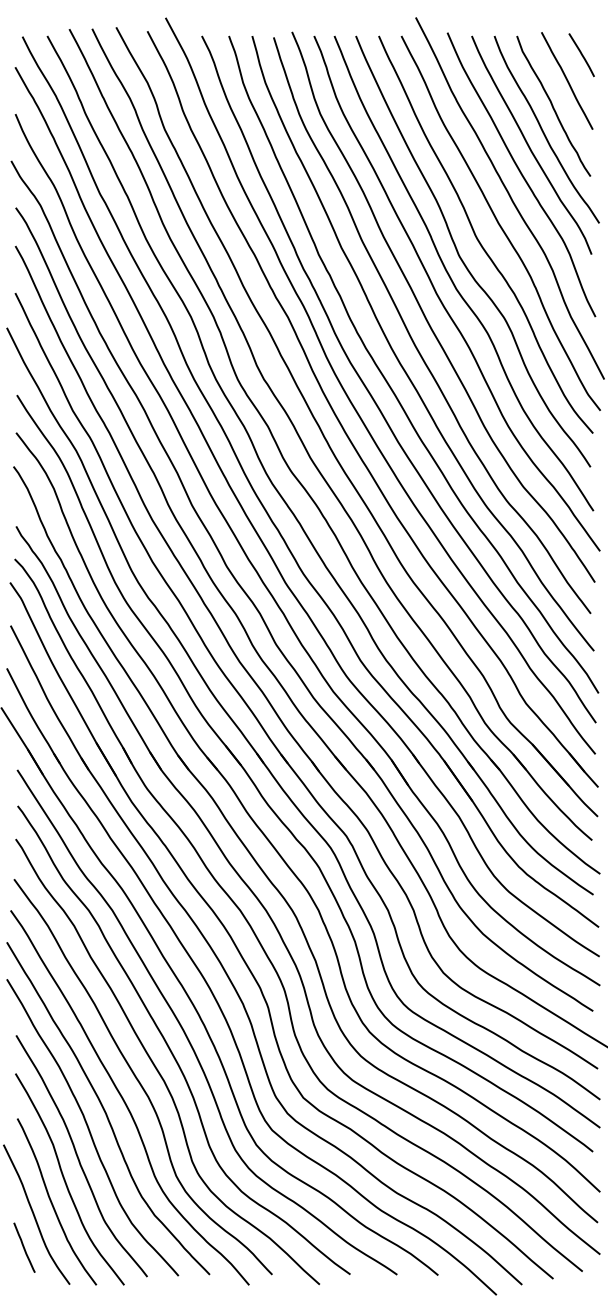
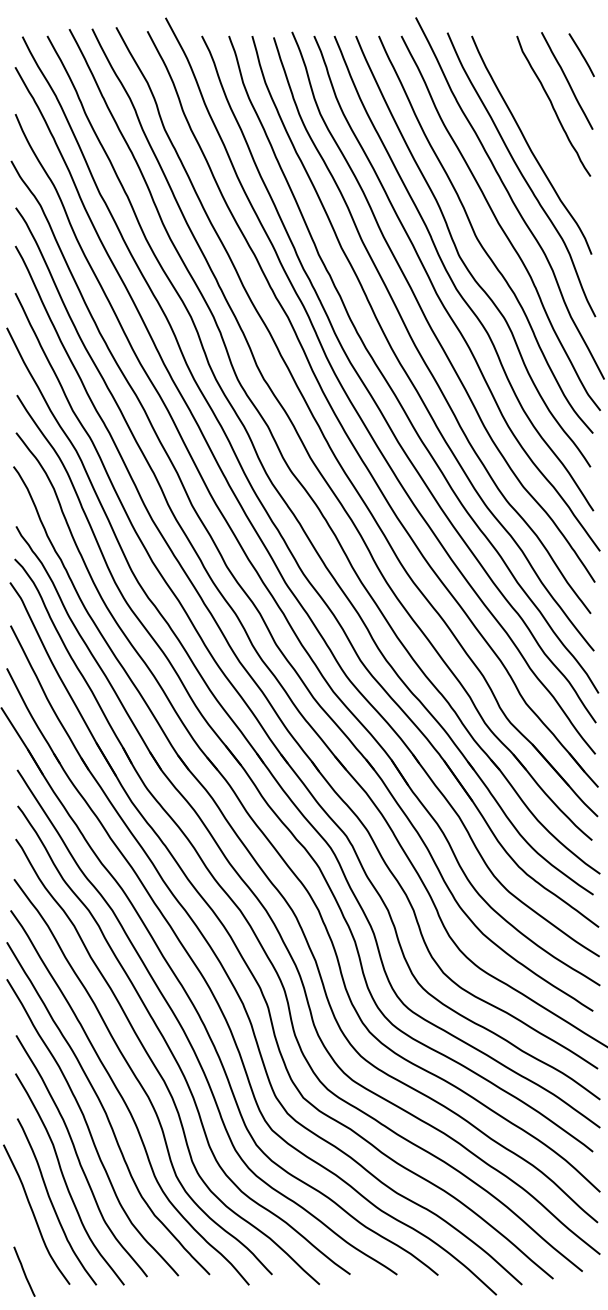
curve: present -> none (543, 130)
line position: (24, 1247) -> (24, 1271) (24, 1271)
